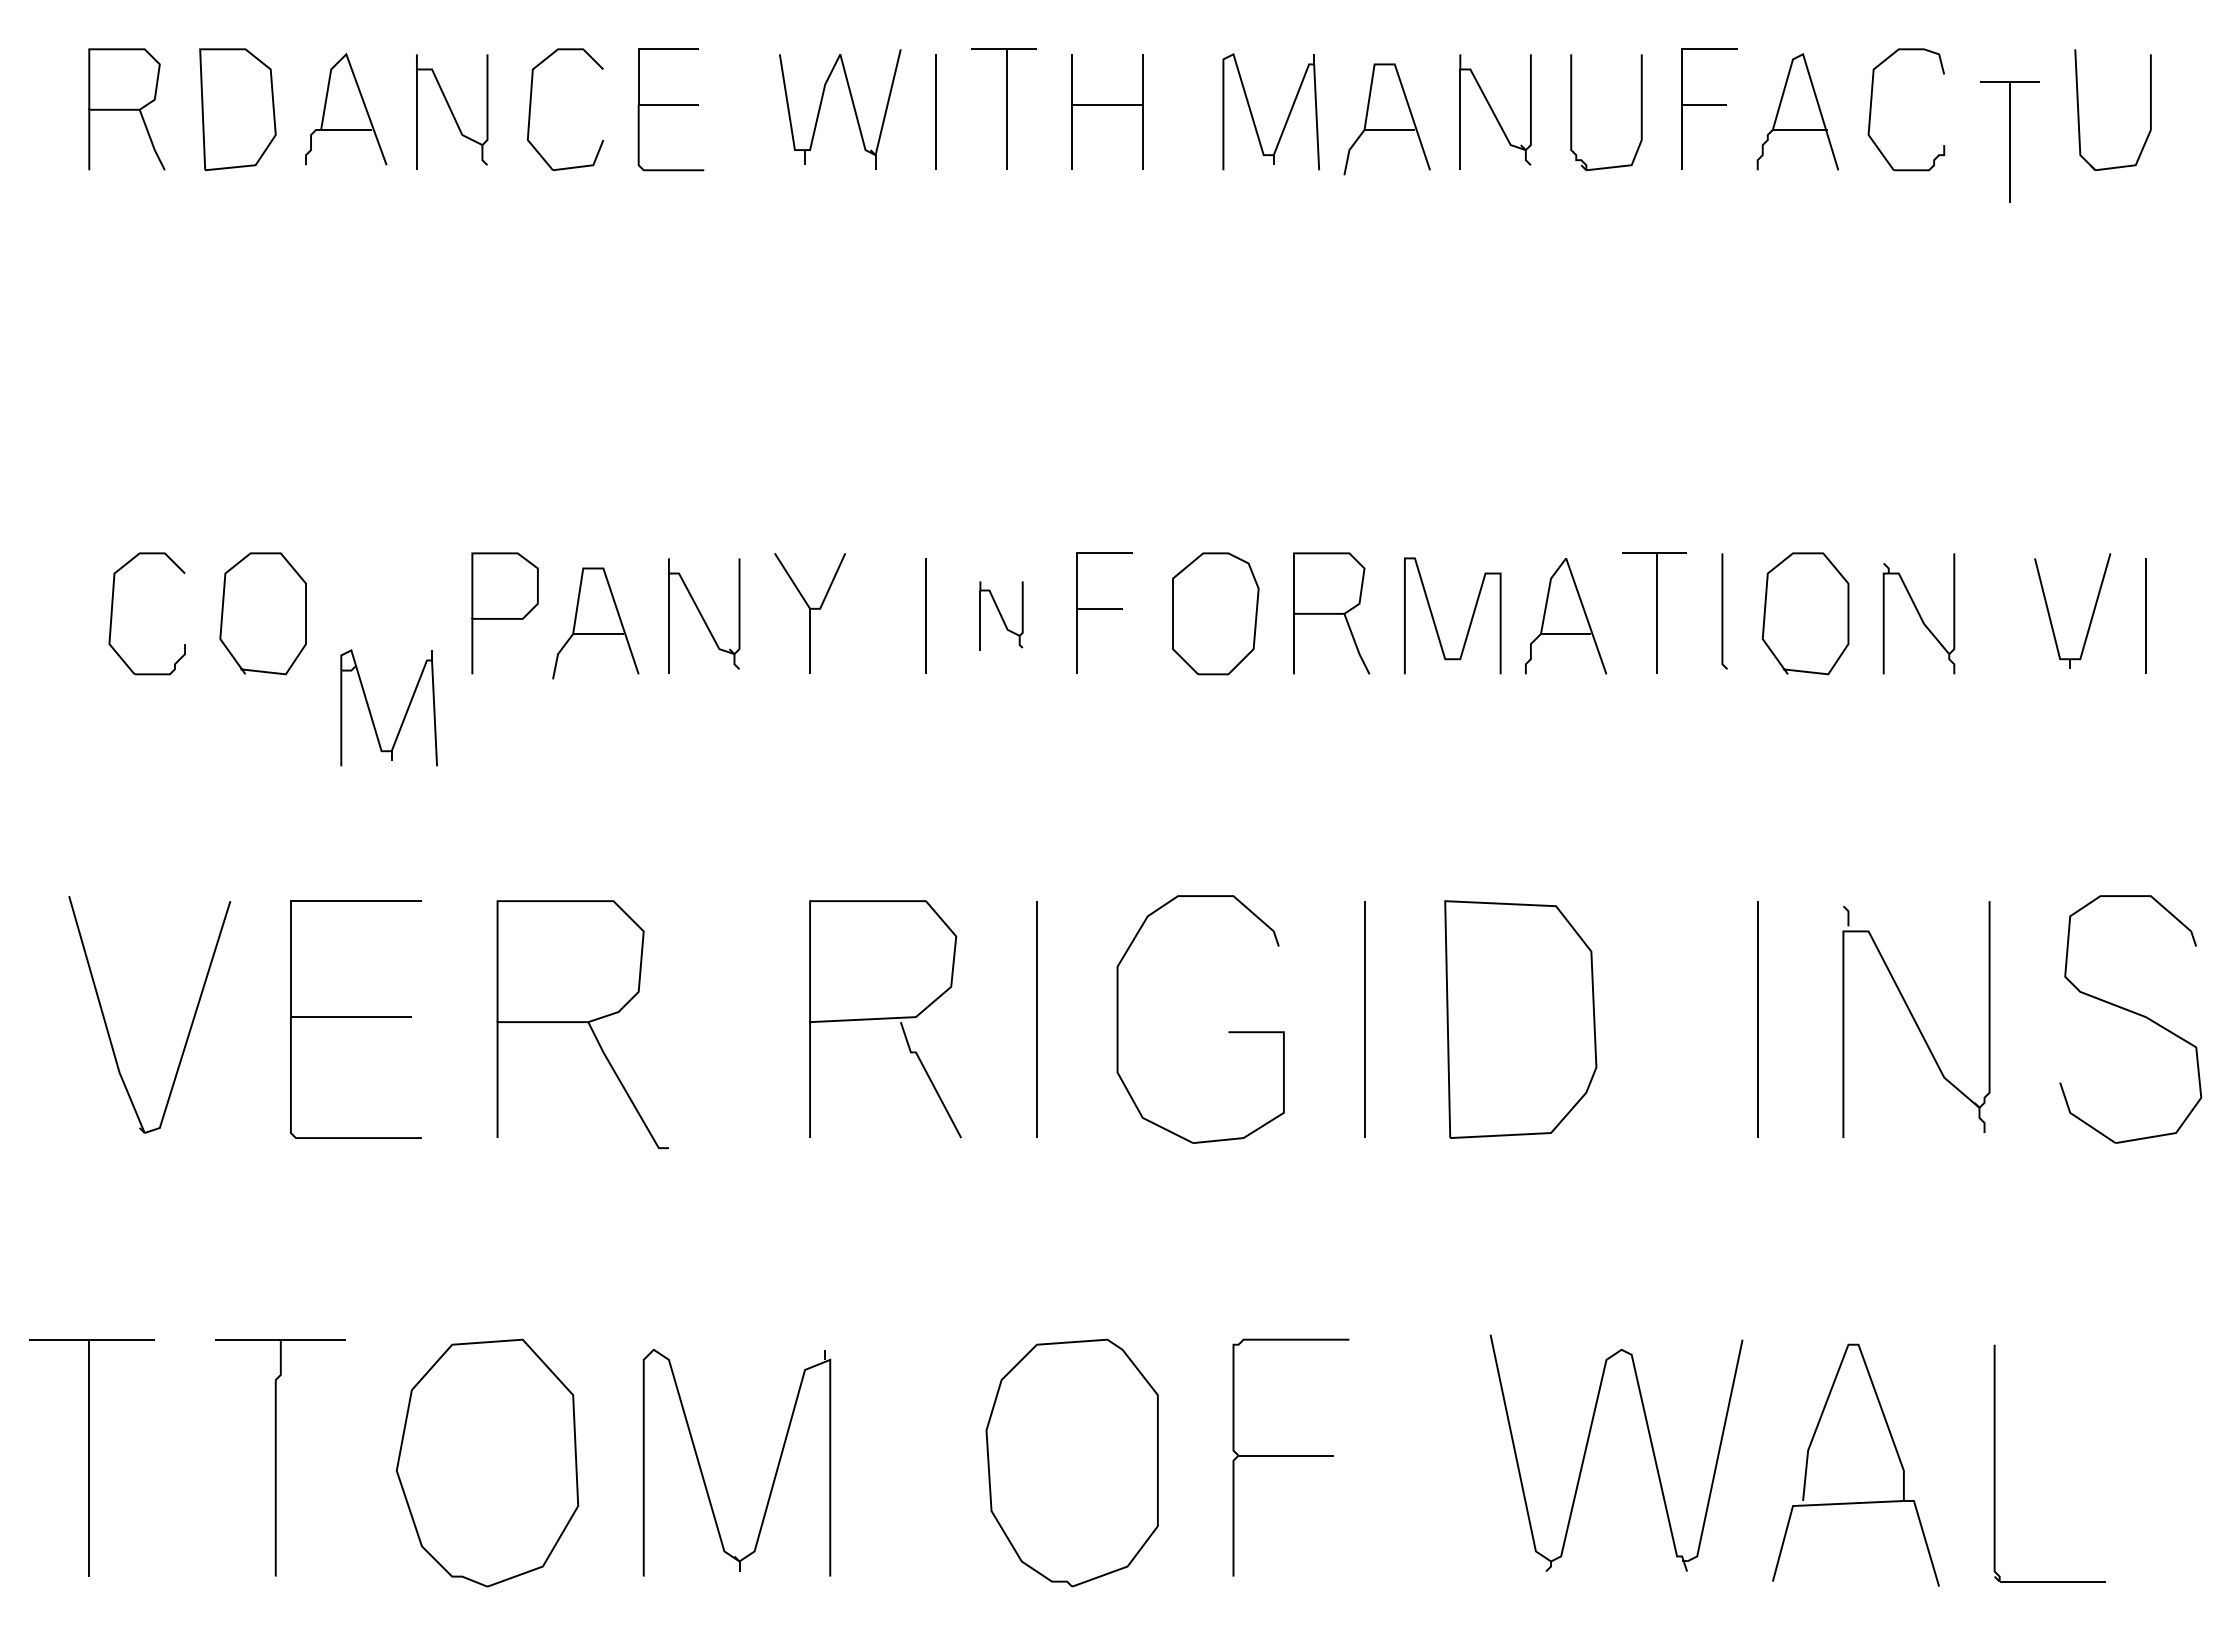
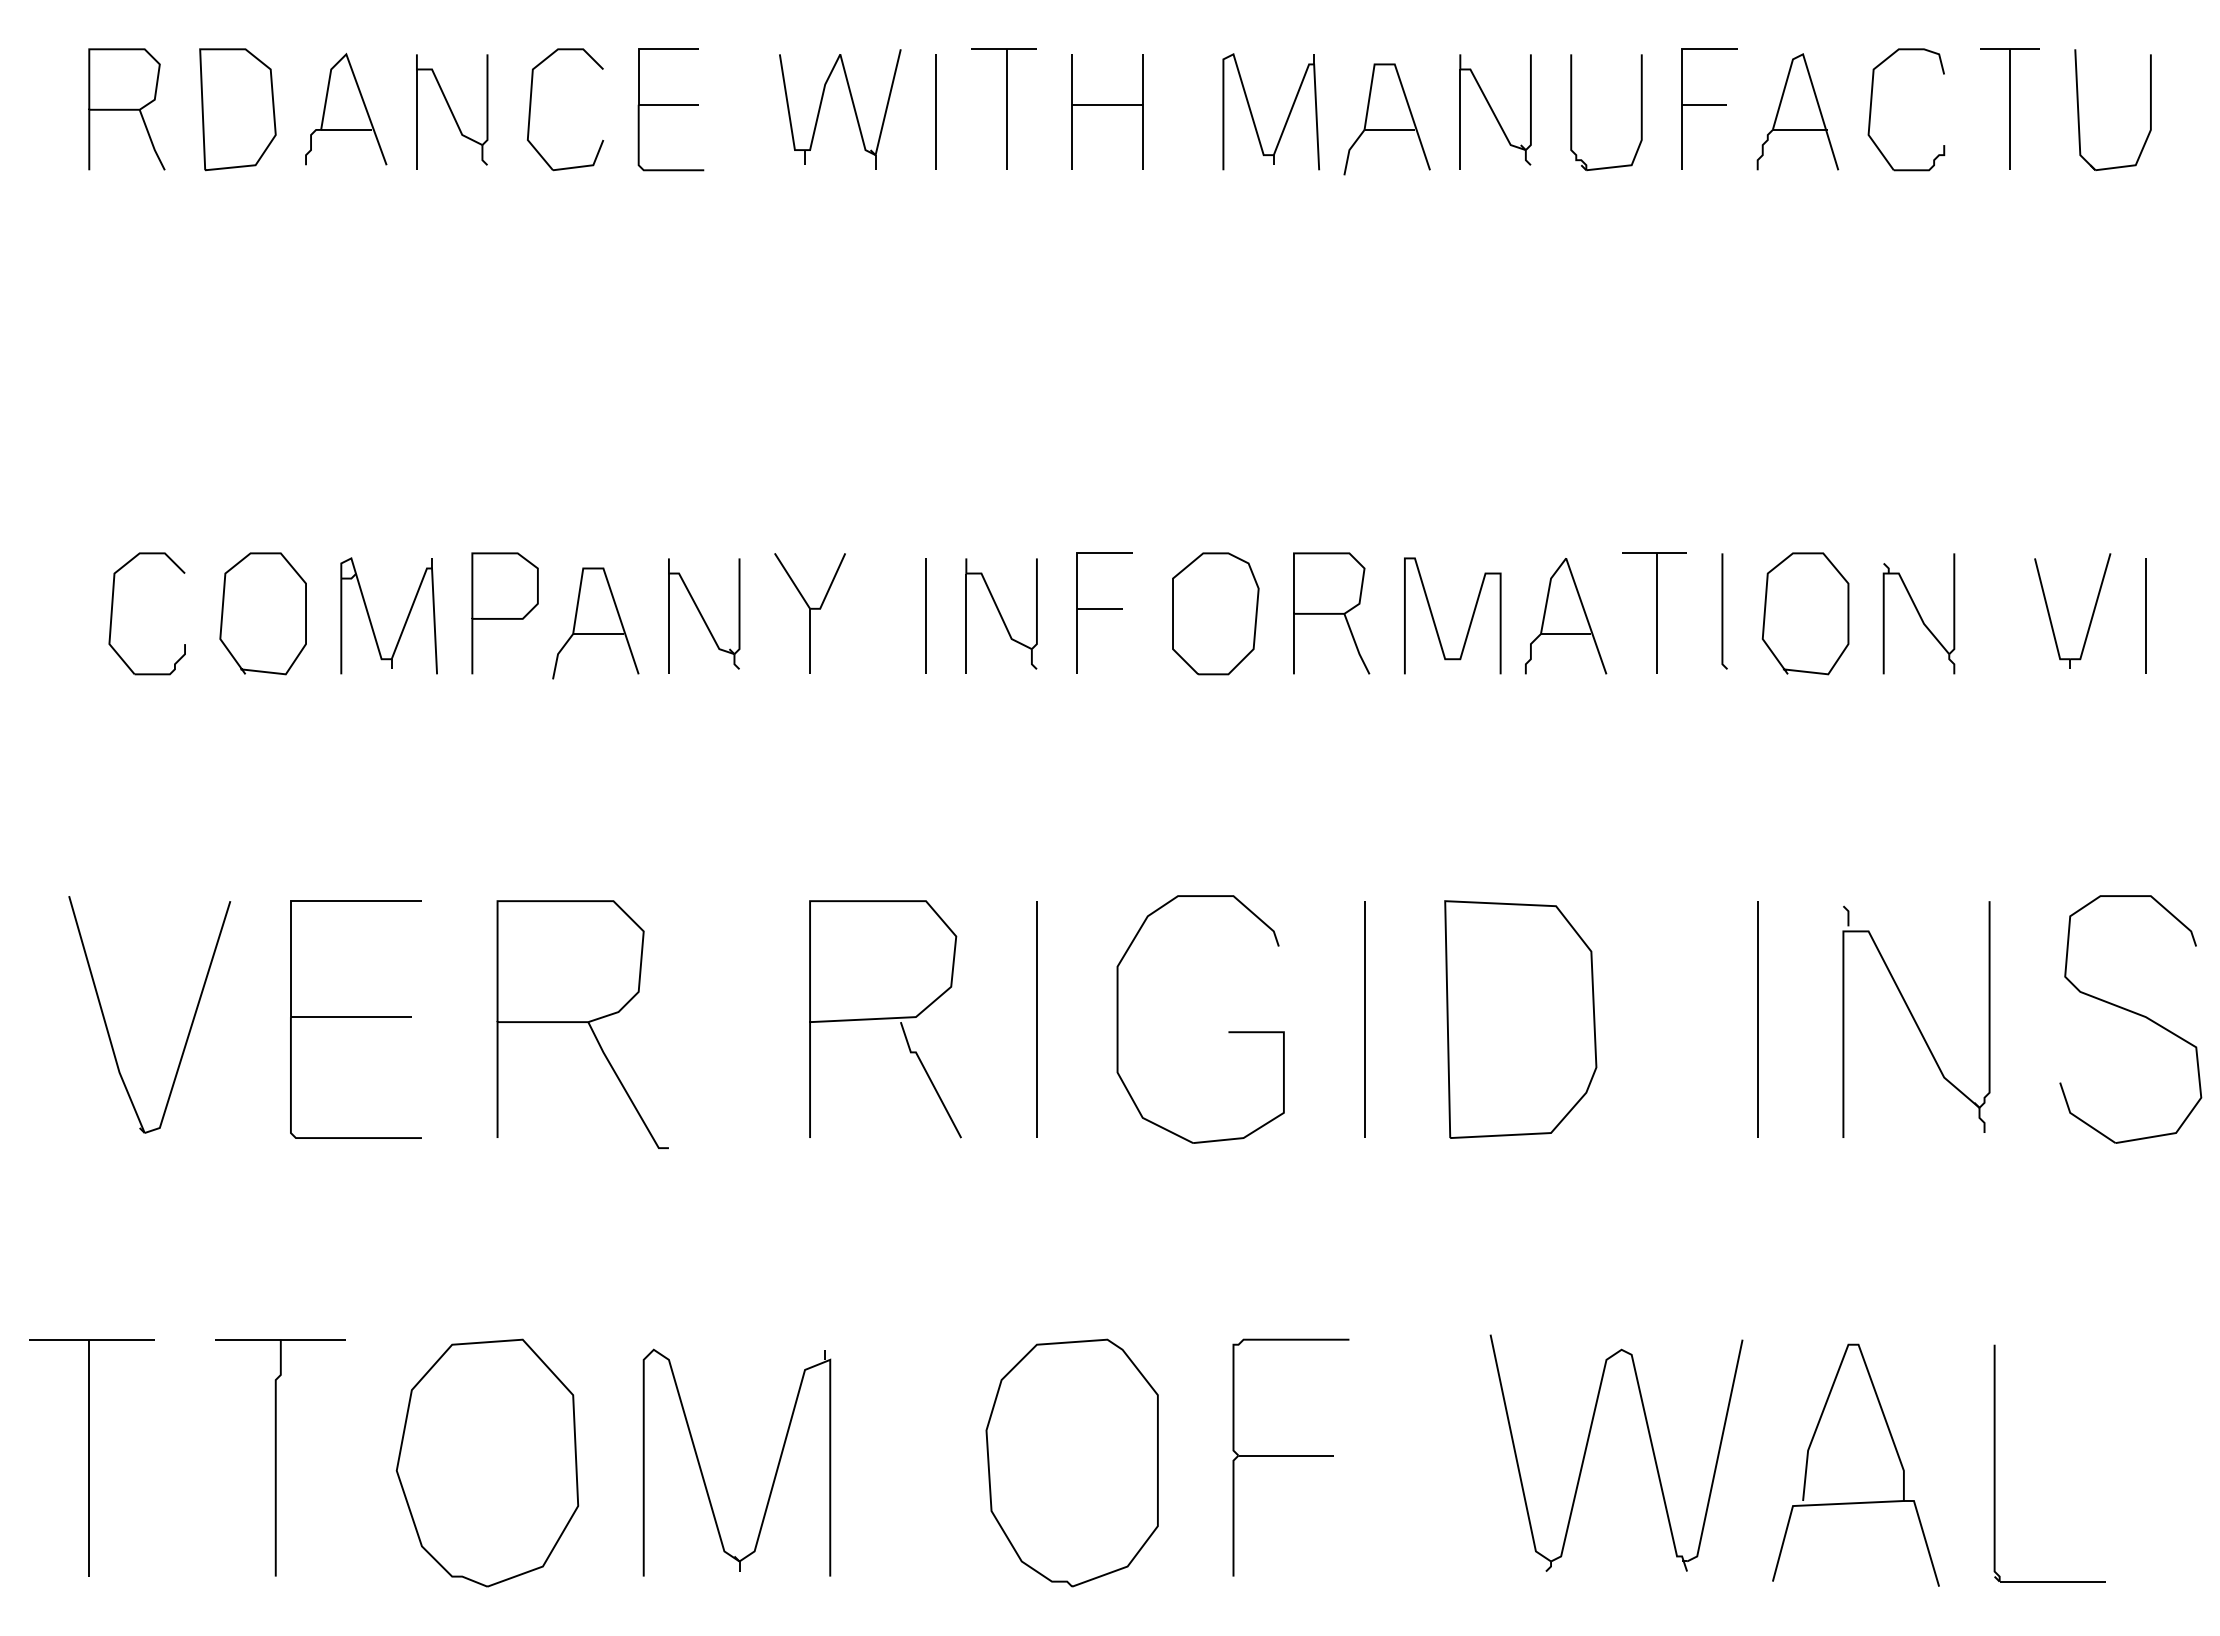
part position: (2009, 141) -> (2009, 108) (2009, 108)
part size: 45x70 px -> 73x116 px (1001, 615)
part position: (405, 712) -> (405, 620) (405, 620)
